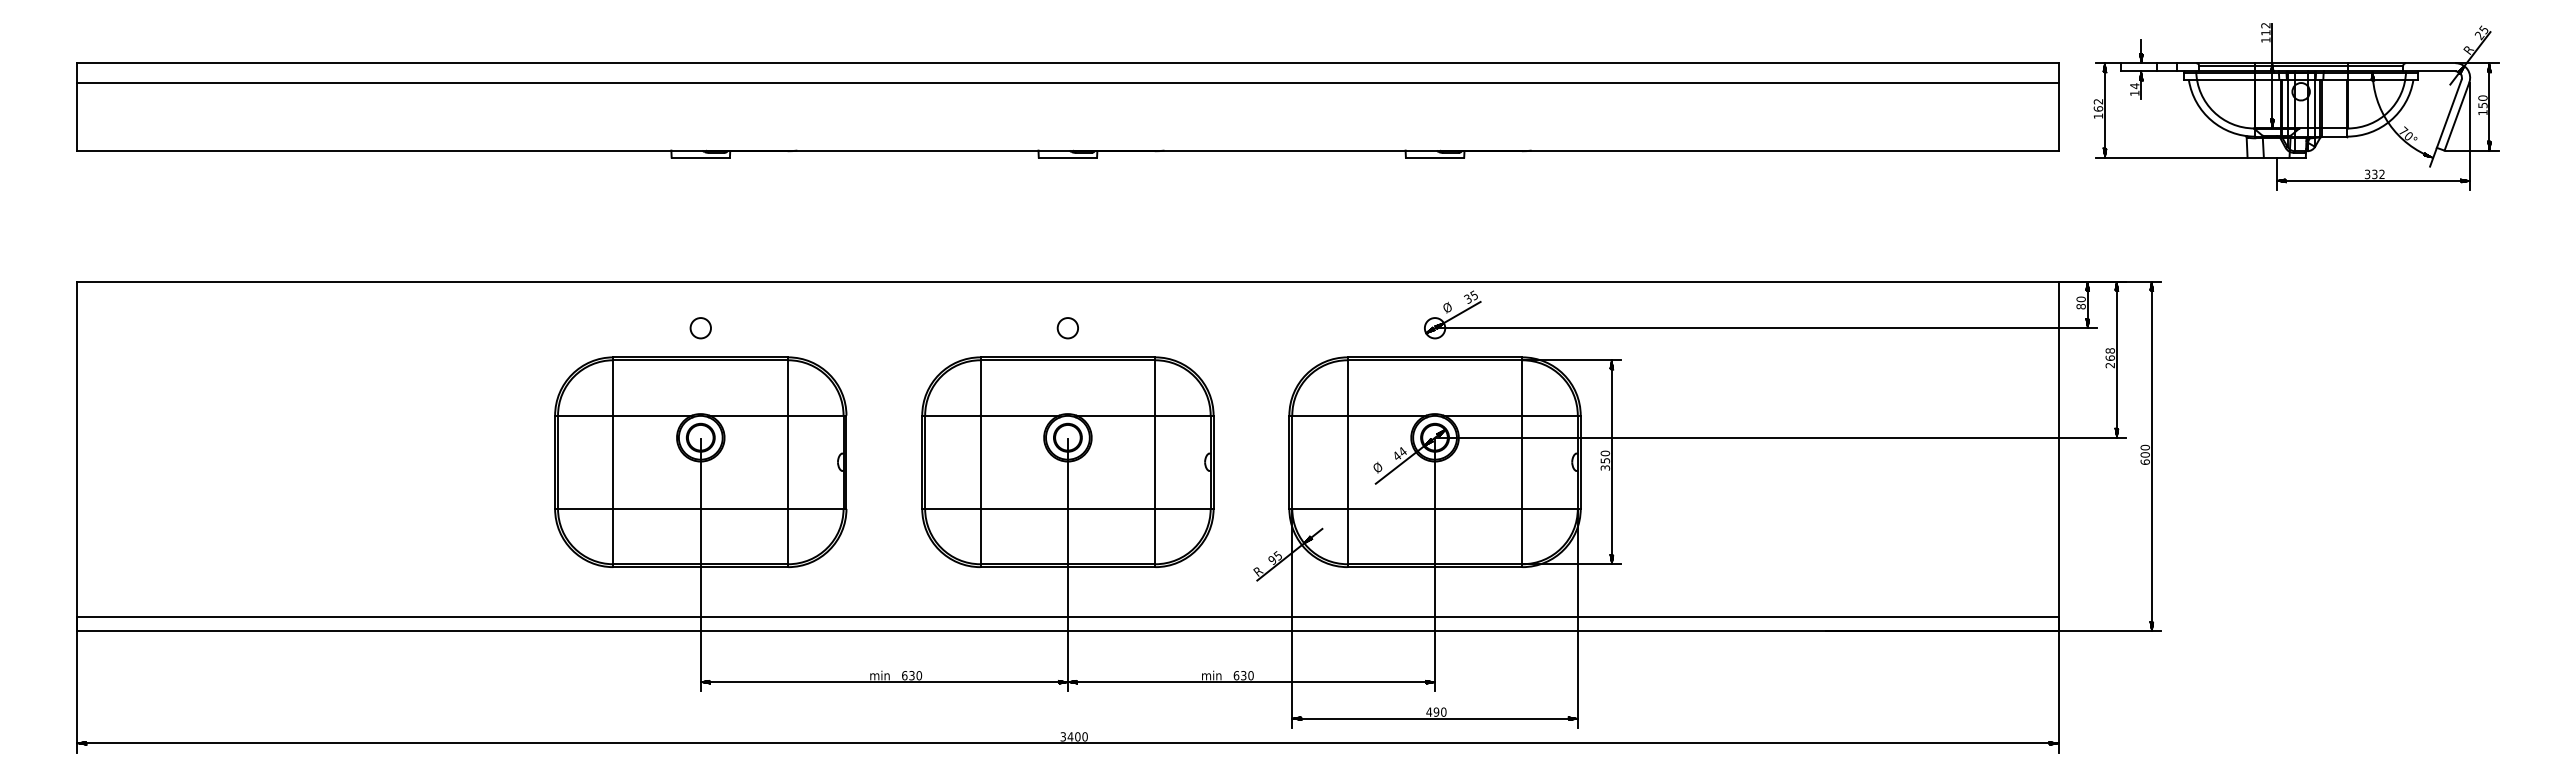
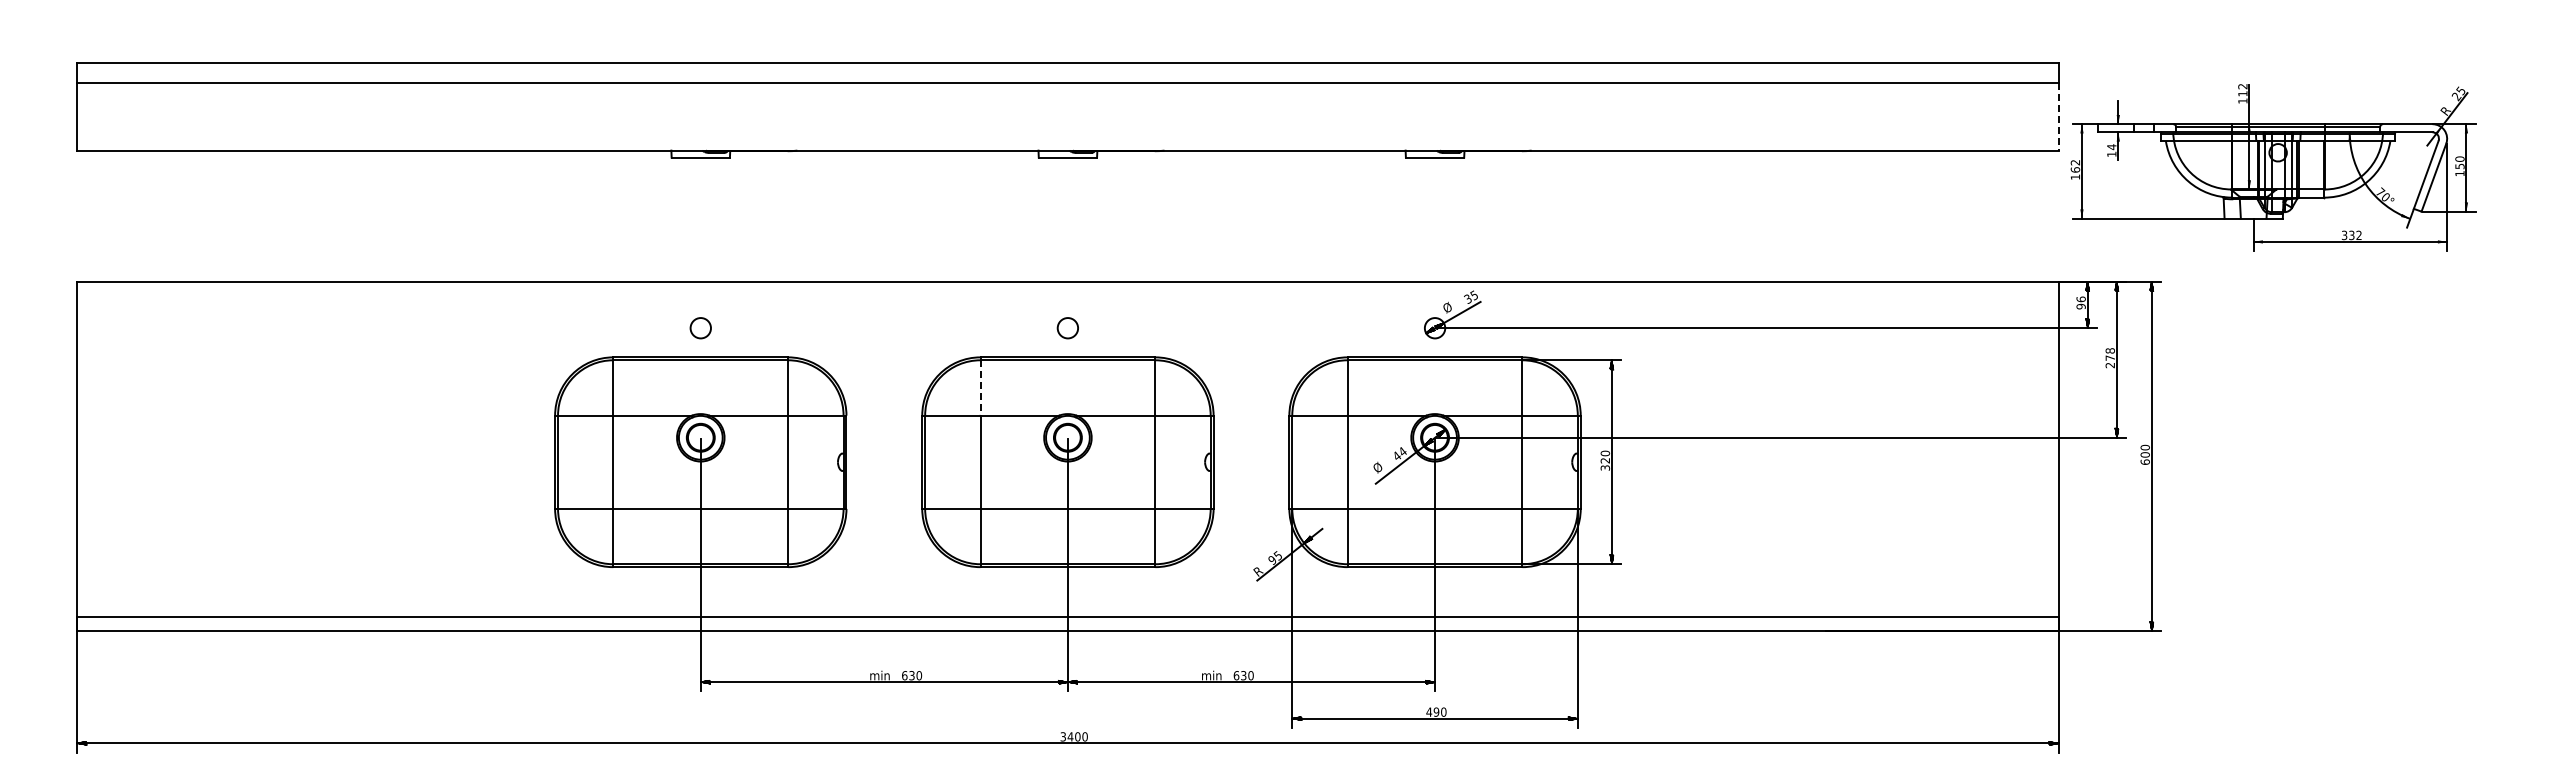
part position: (2296, 106) -> (2273, 167) (2273, 167)
line: solid -> dashed (2058, 116)
text: 80 -> 96 (2080, 302)
text: 268 -> 278 (2109, 357)
line: solid -> dashed (980, 387)
text: 350 -> 320 (1605, 460)
